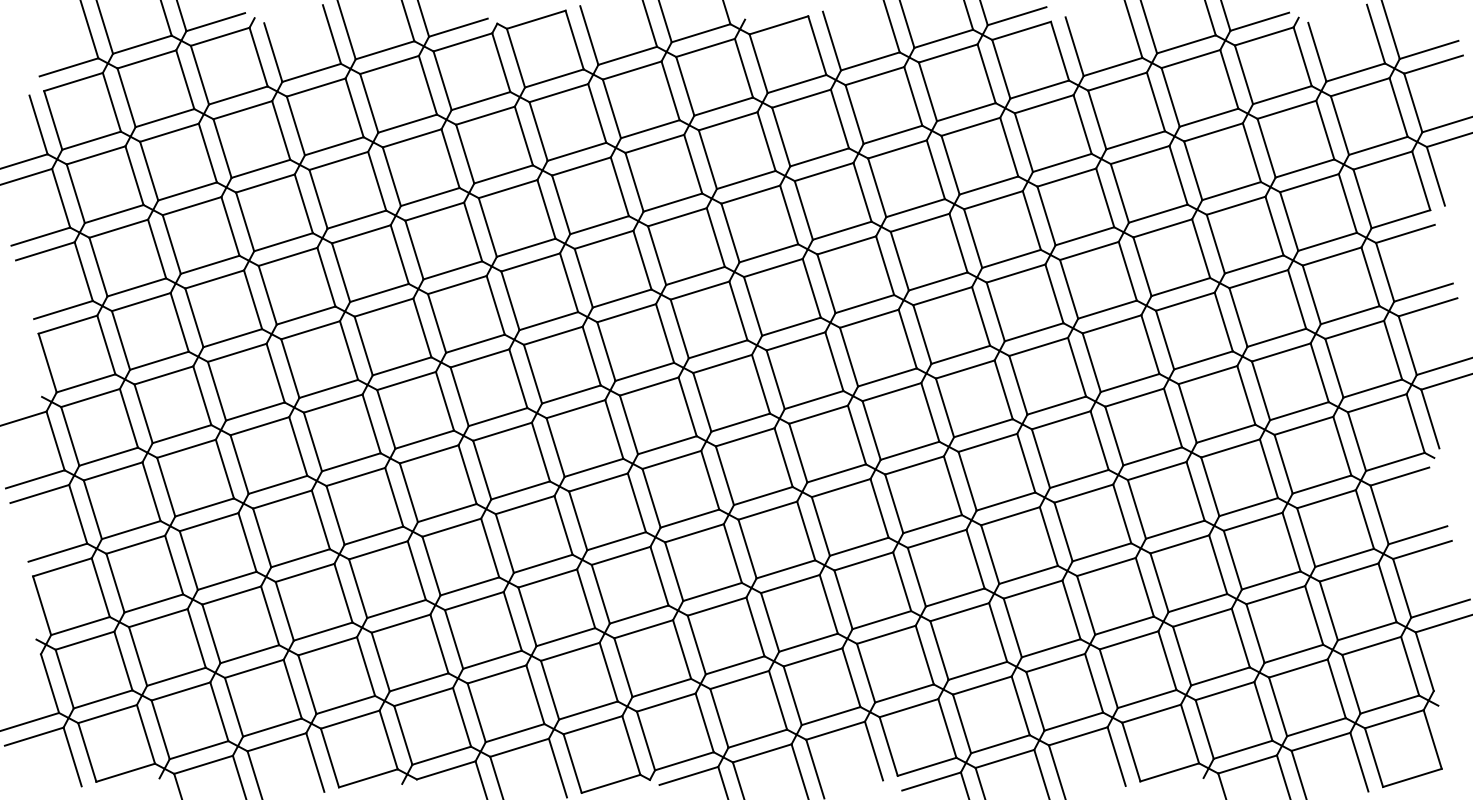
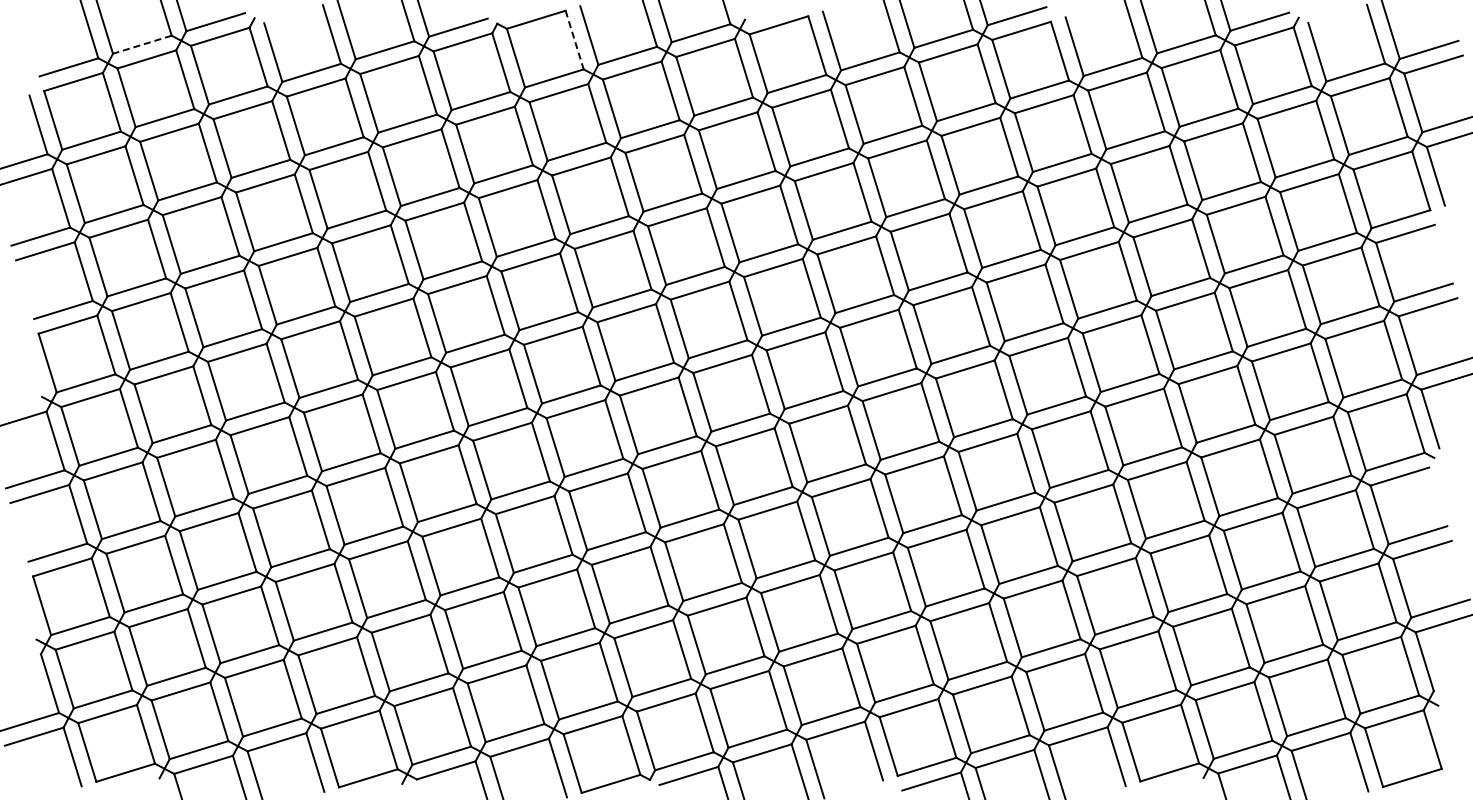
line: solid -> dashed (574, 40)
line: solid -> dashed (142, 44)
